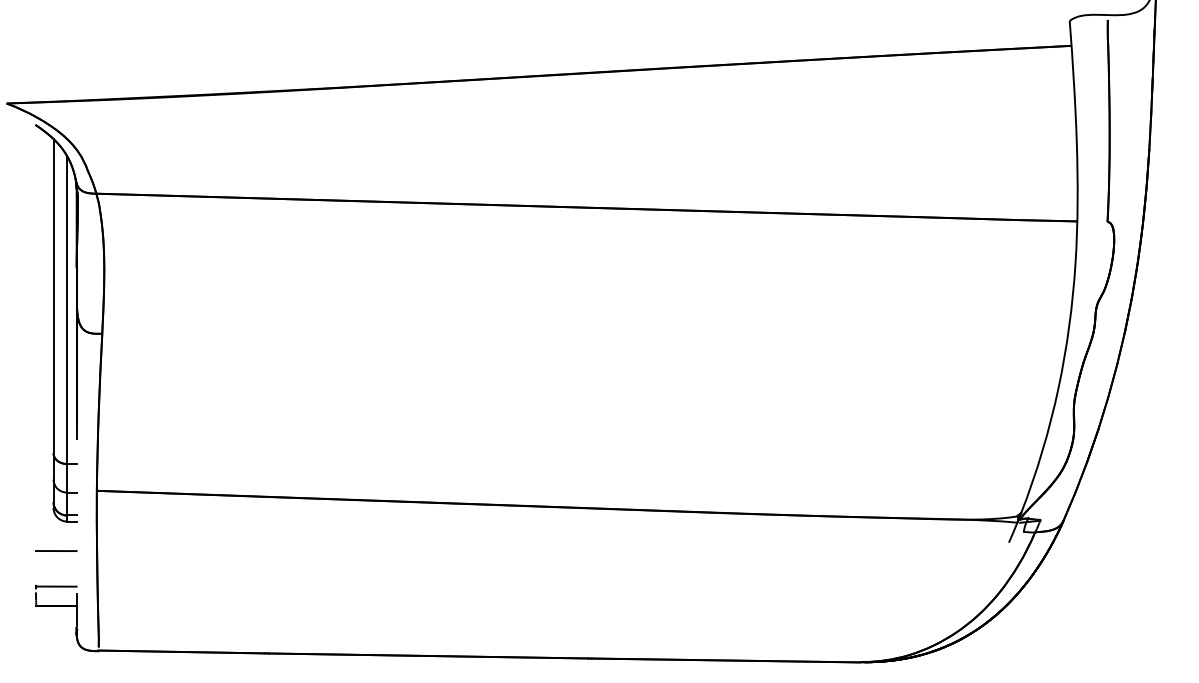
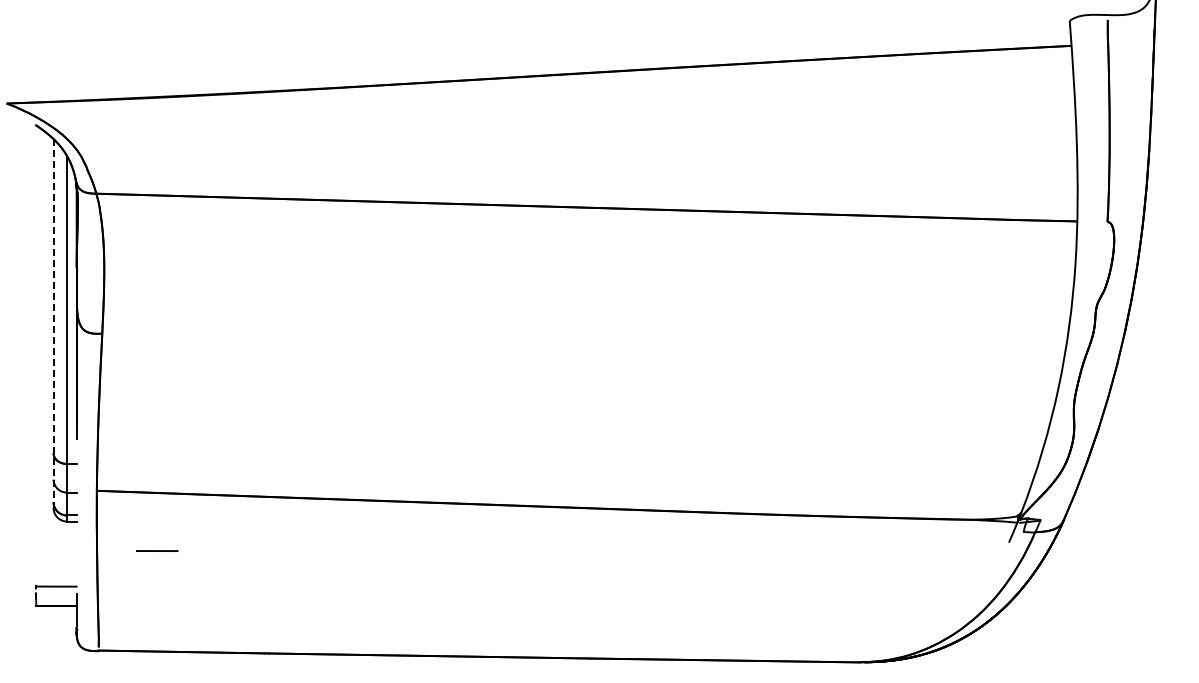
line: solid -> dashed (53, 324)
line position: (56, 550) -> (157, 550) (157, 550)
